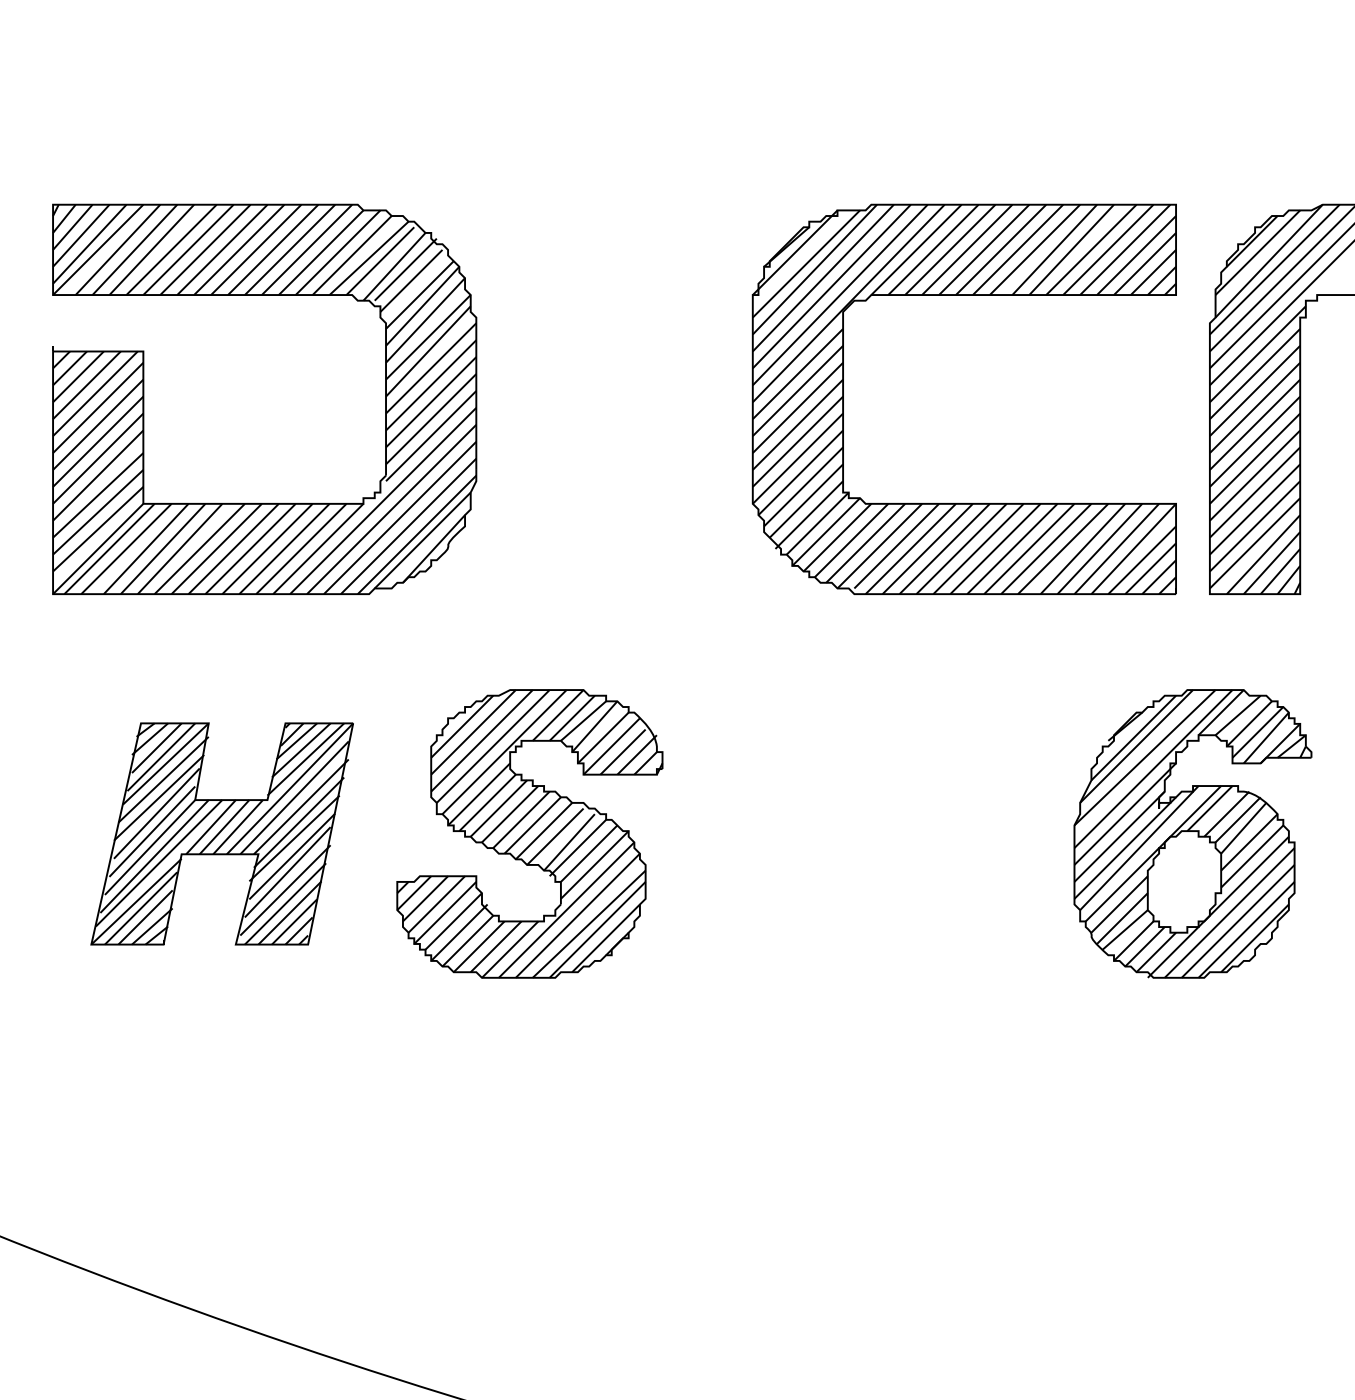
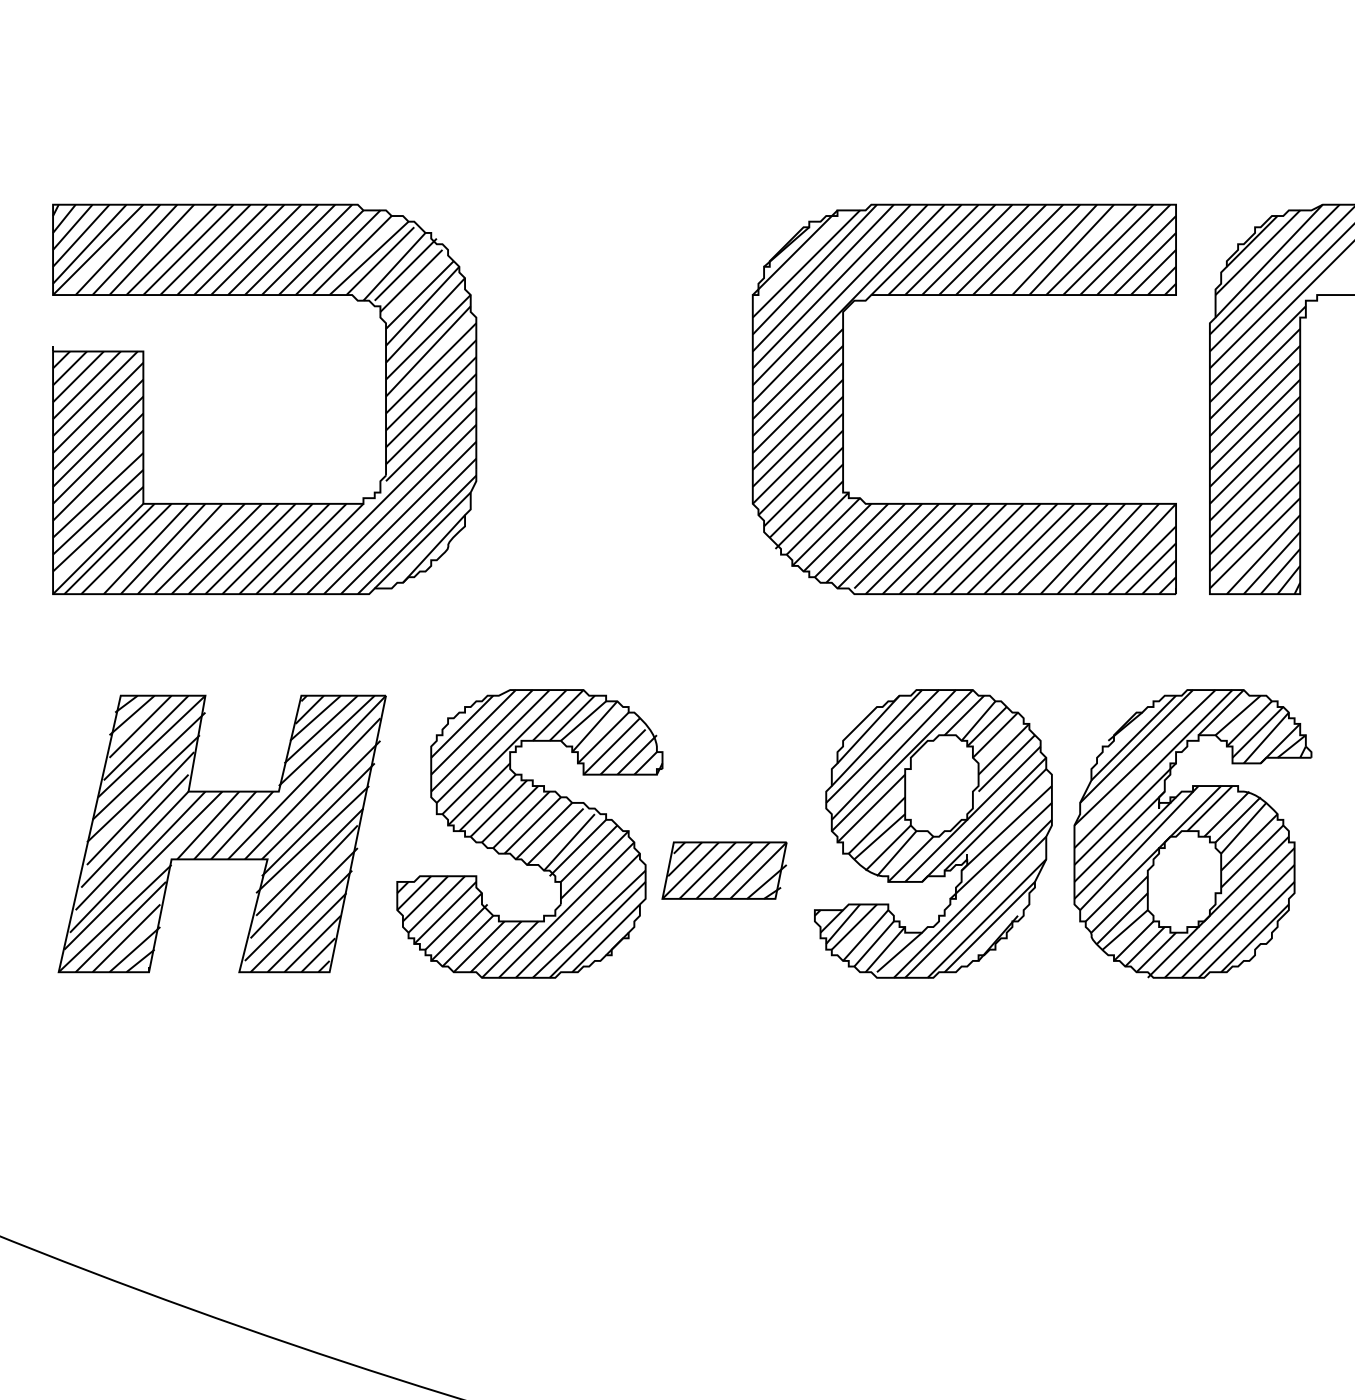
part size: 264x224 px -> 330x280 px (221, 833)
part: none -> present (933, 833)
part: none -> present (724, 870)
